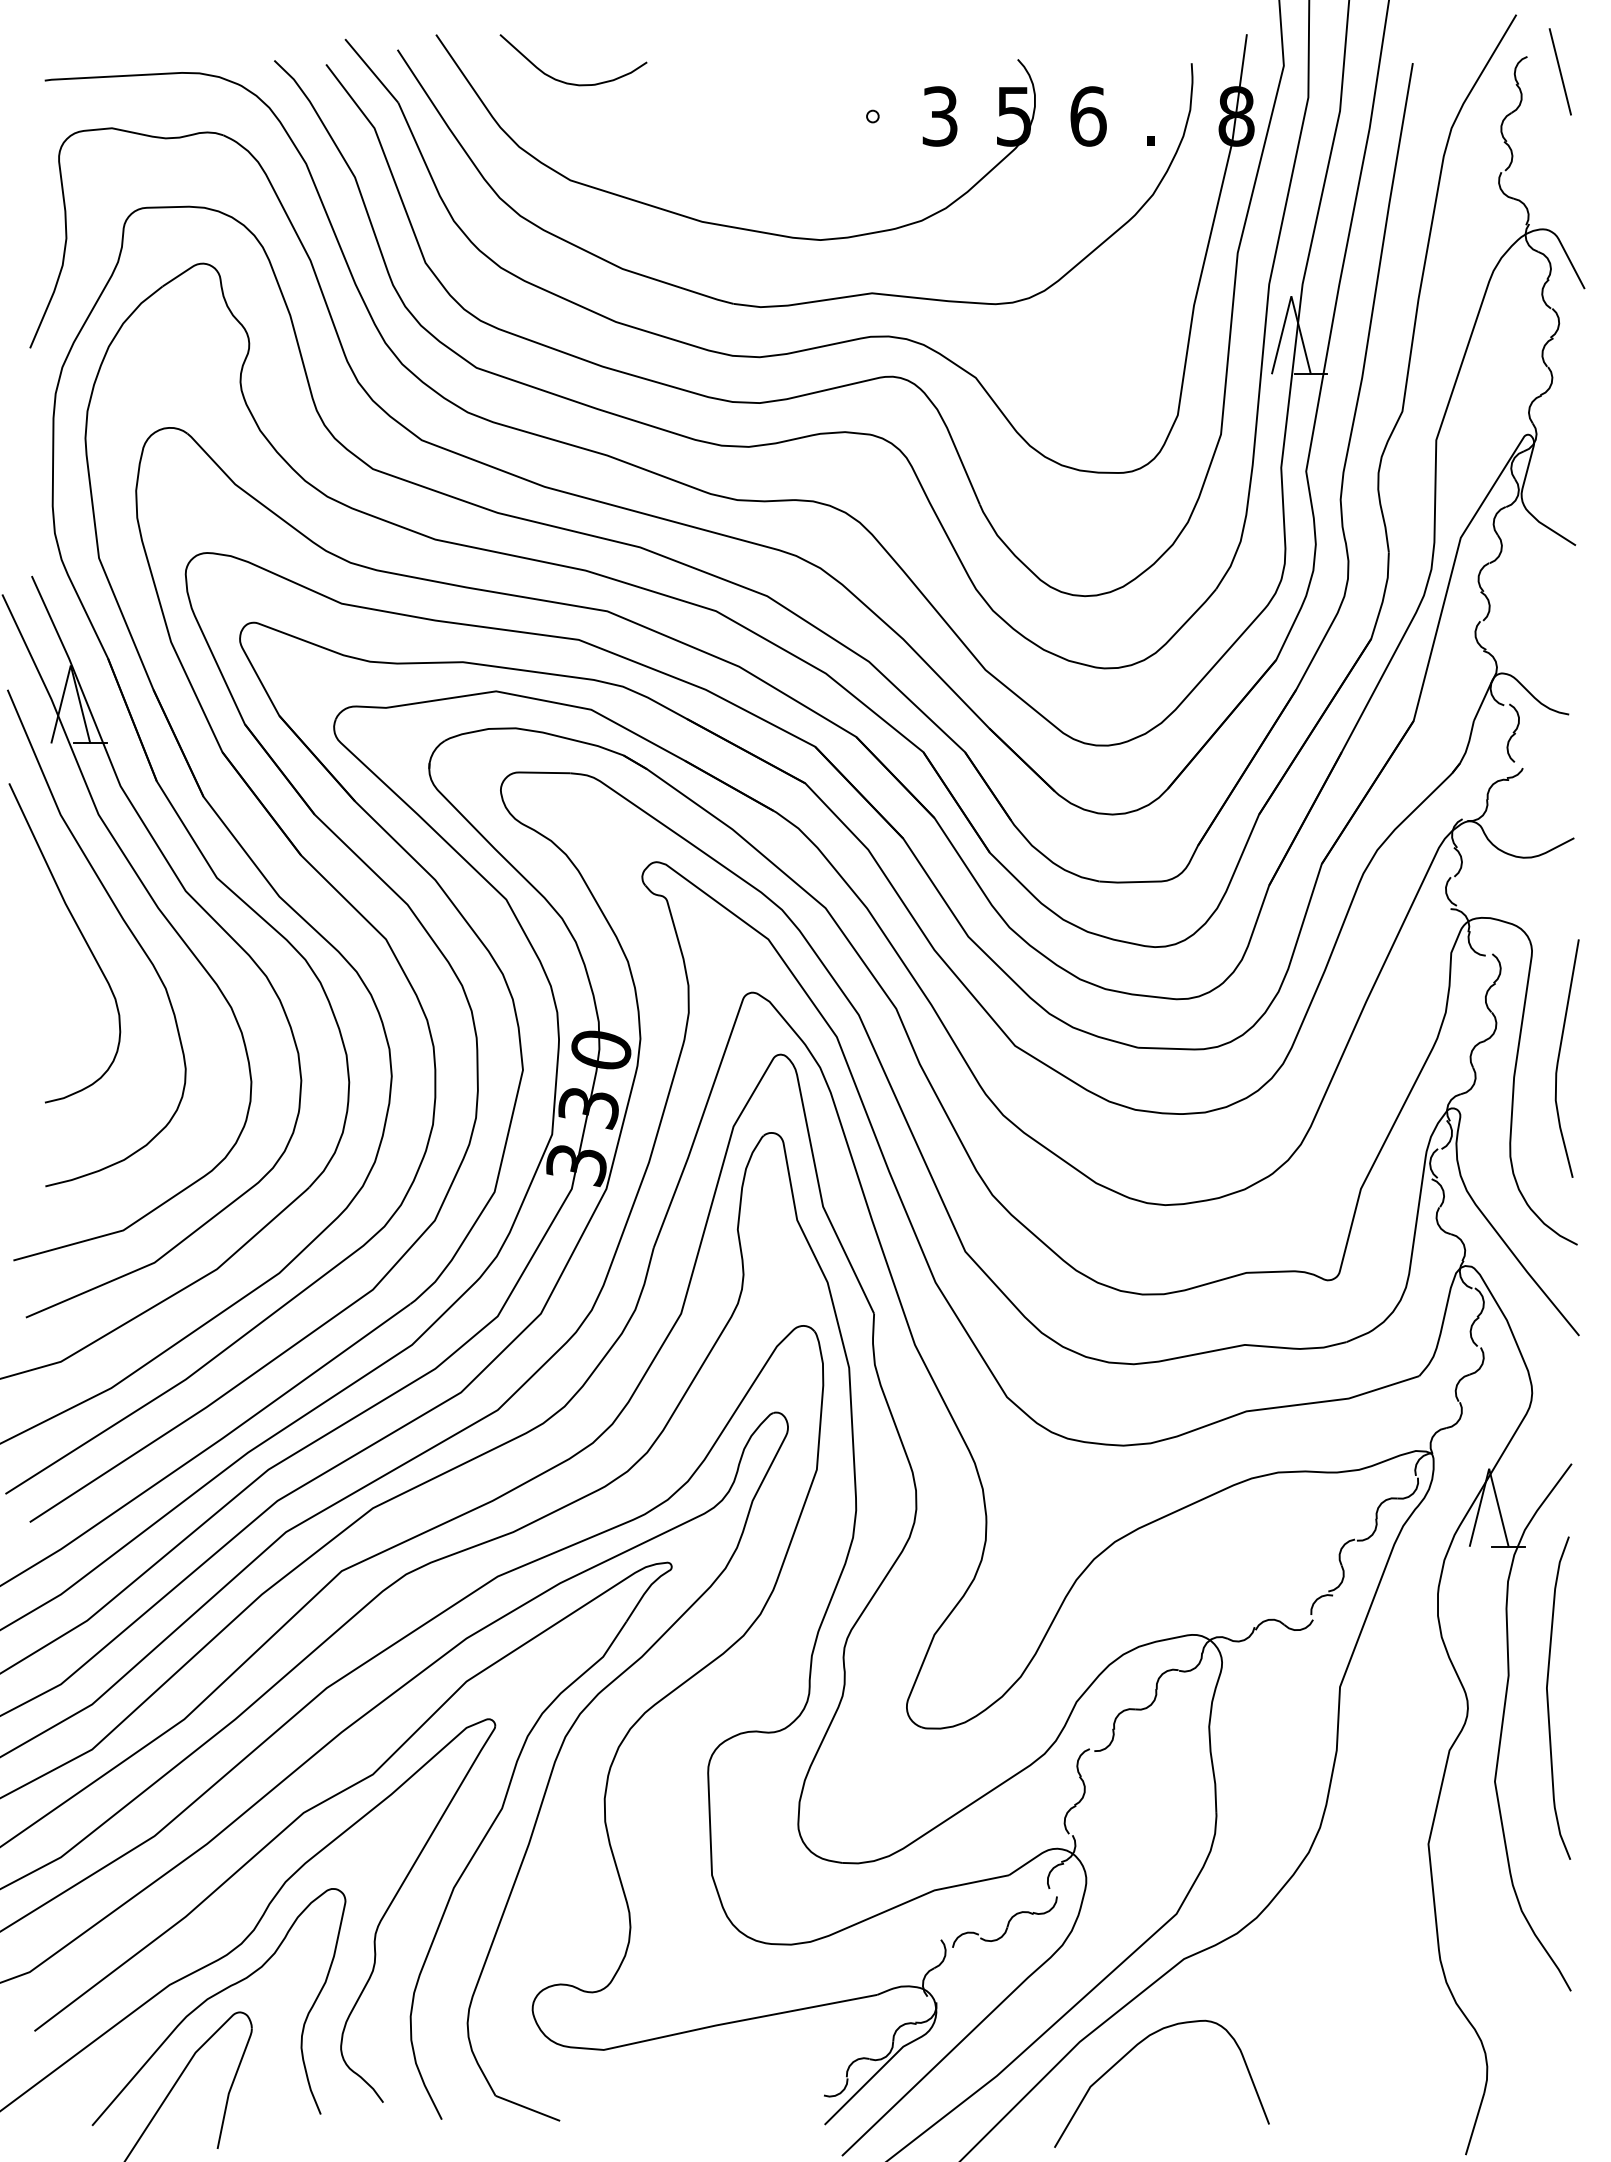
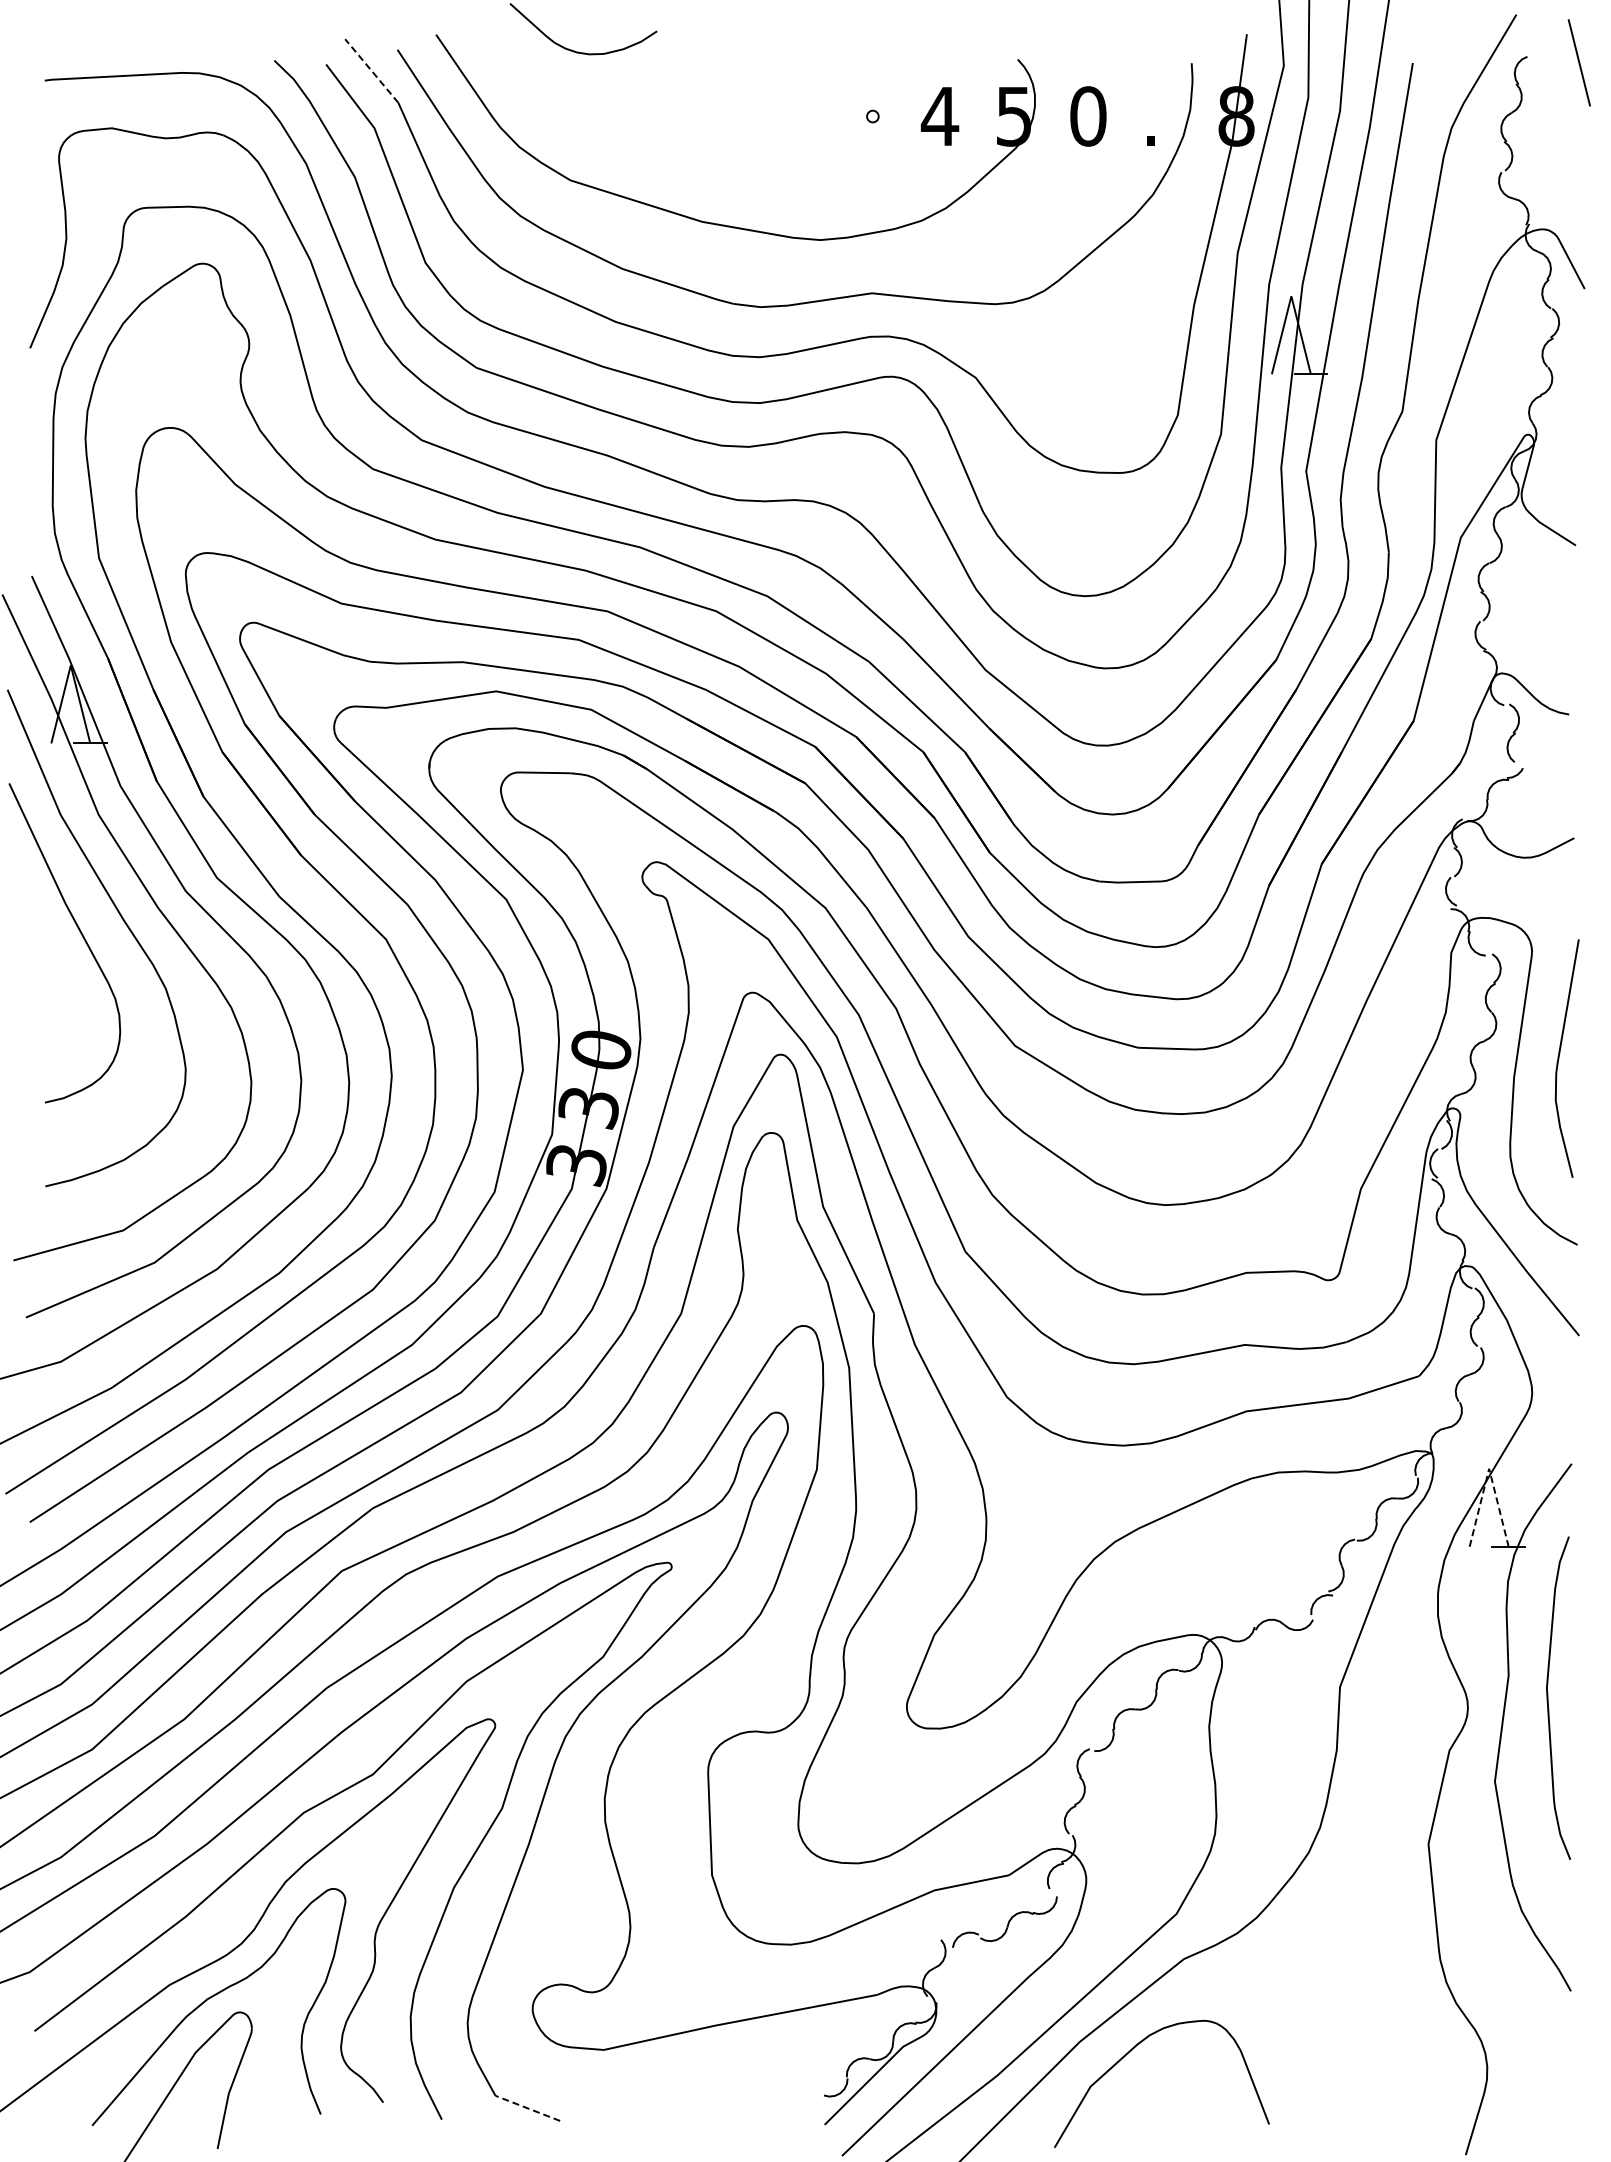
line: solid -> dashed (371, 70)
line position: (1559, 71) -> (1578, 62) (1578, 62)
curve position: (568, 82) -> (578, 51) (578, 51)
text: 3 -> 4 (939, 116)
text: 6 -> 0 (1088, 116)
line: solid -> dashed (1489, 1468)
line: solid -> dashed (527, 2108)
